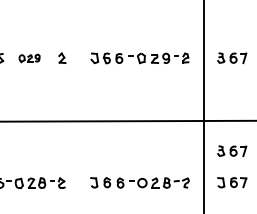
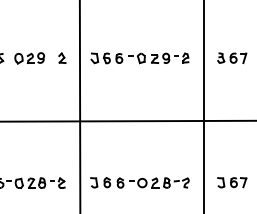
part size: 23x11 px -> 31x13 px (29, 58)
line: none -> present (79, 106)
part: present -> none (232, 150)
